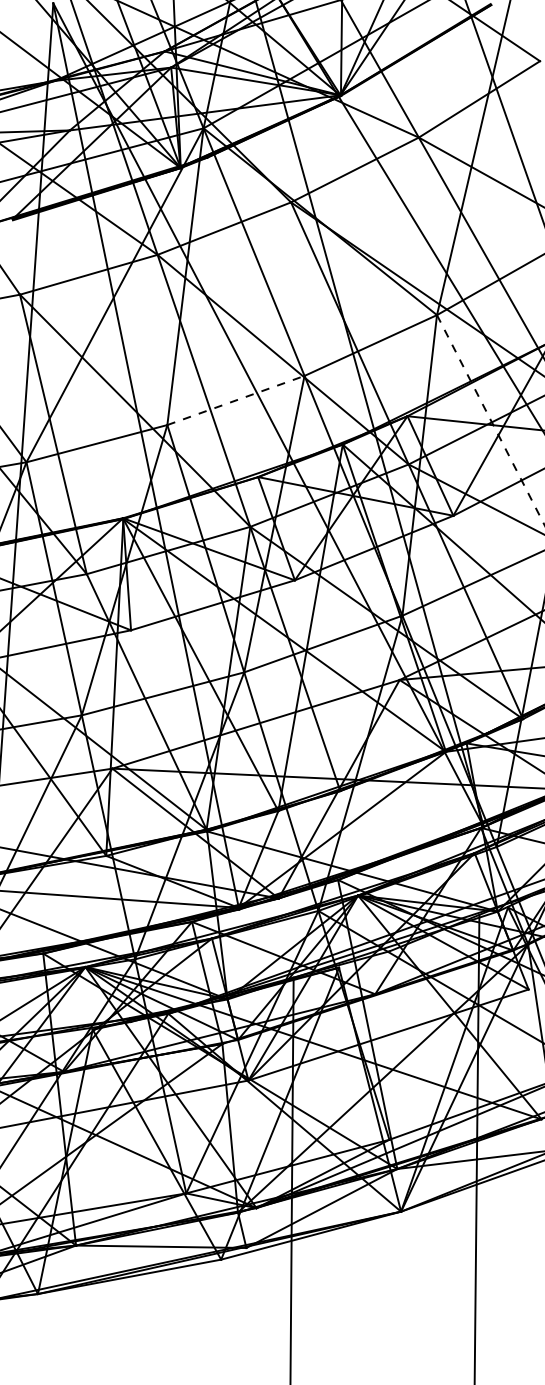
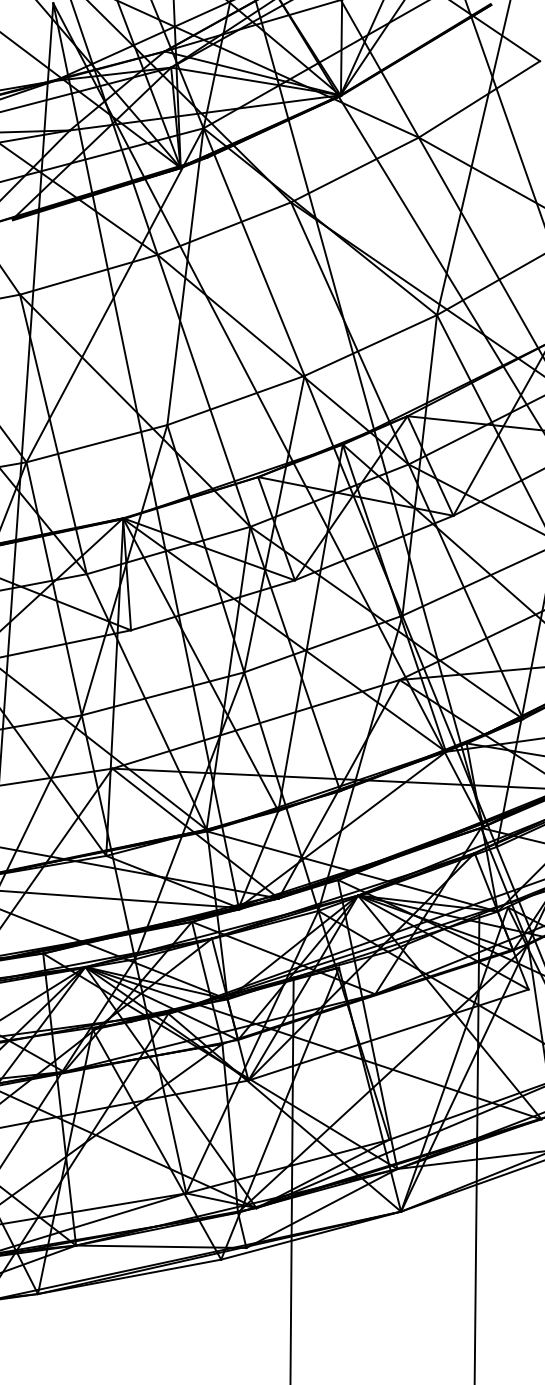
line: dashed -> solid (235, 400)
line: dashed -> solid (490, 420)
